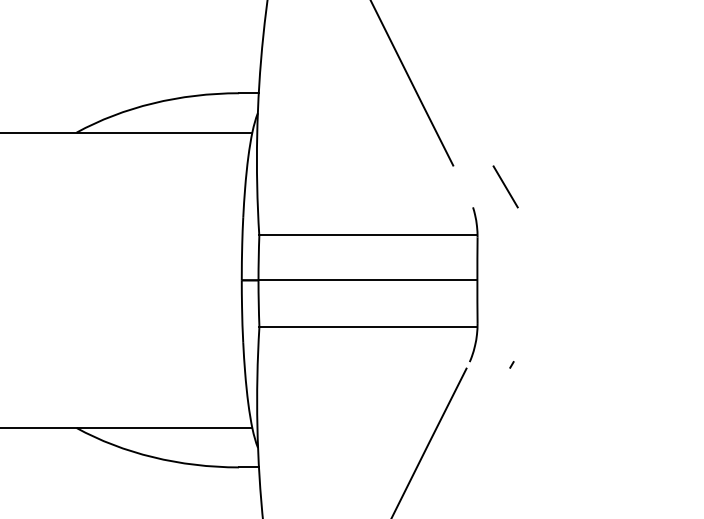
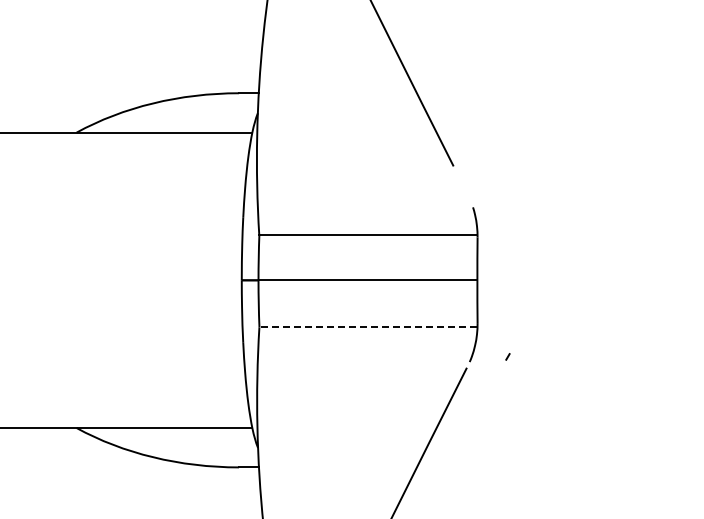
line: present -> none (505, 186)
line: solid -> dashed (367, 327)
line position: (511, 364) -> (507, 356) (507, 356)
